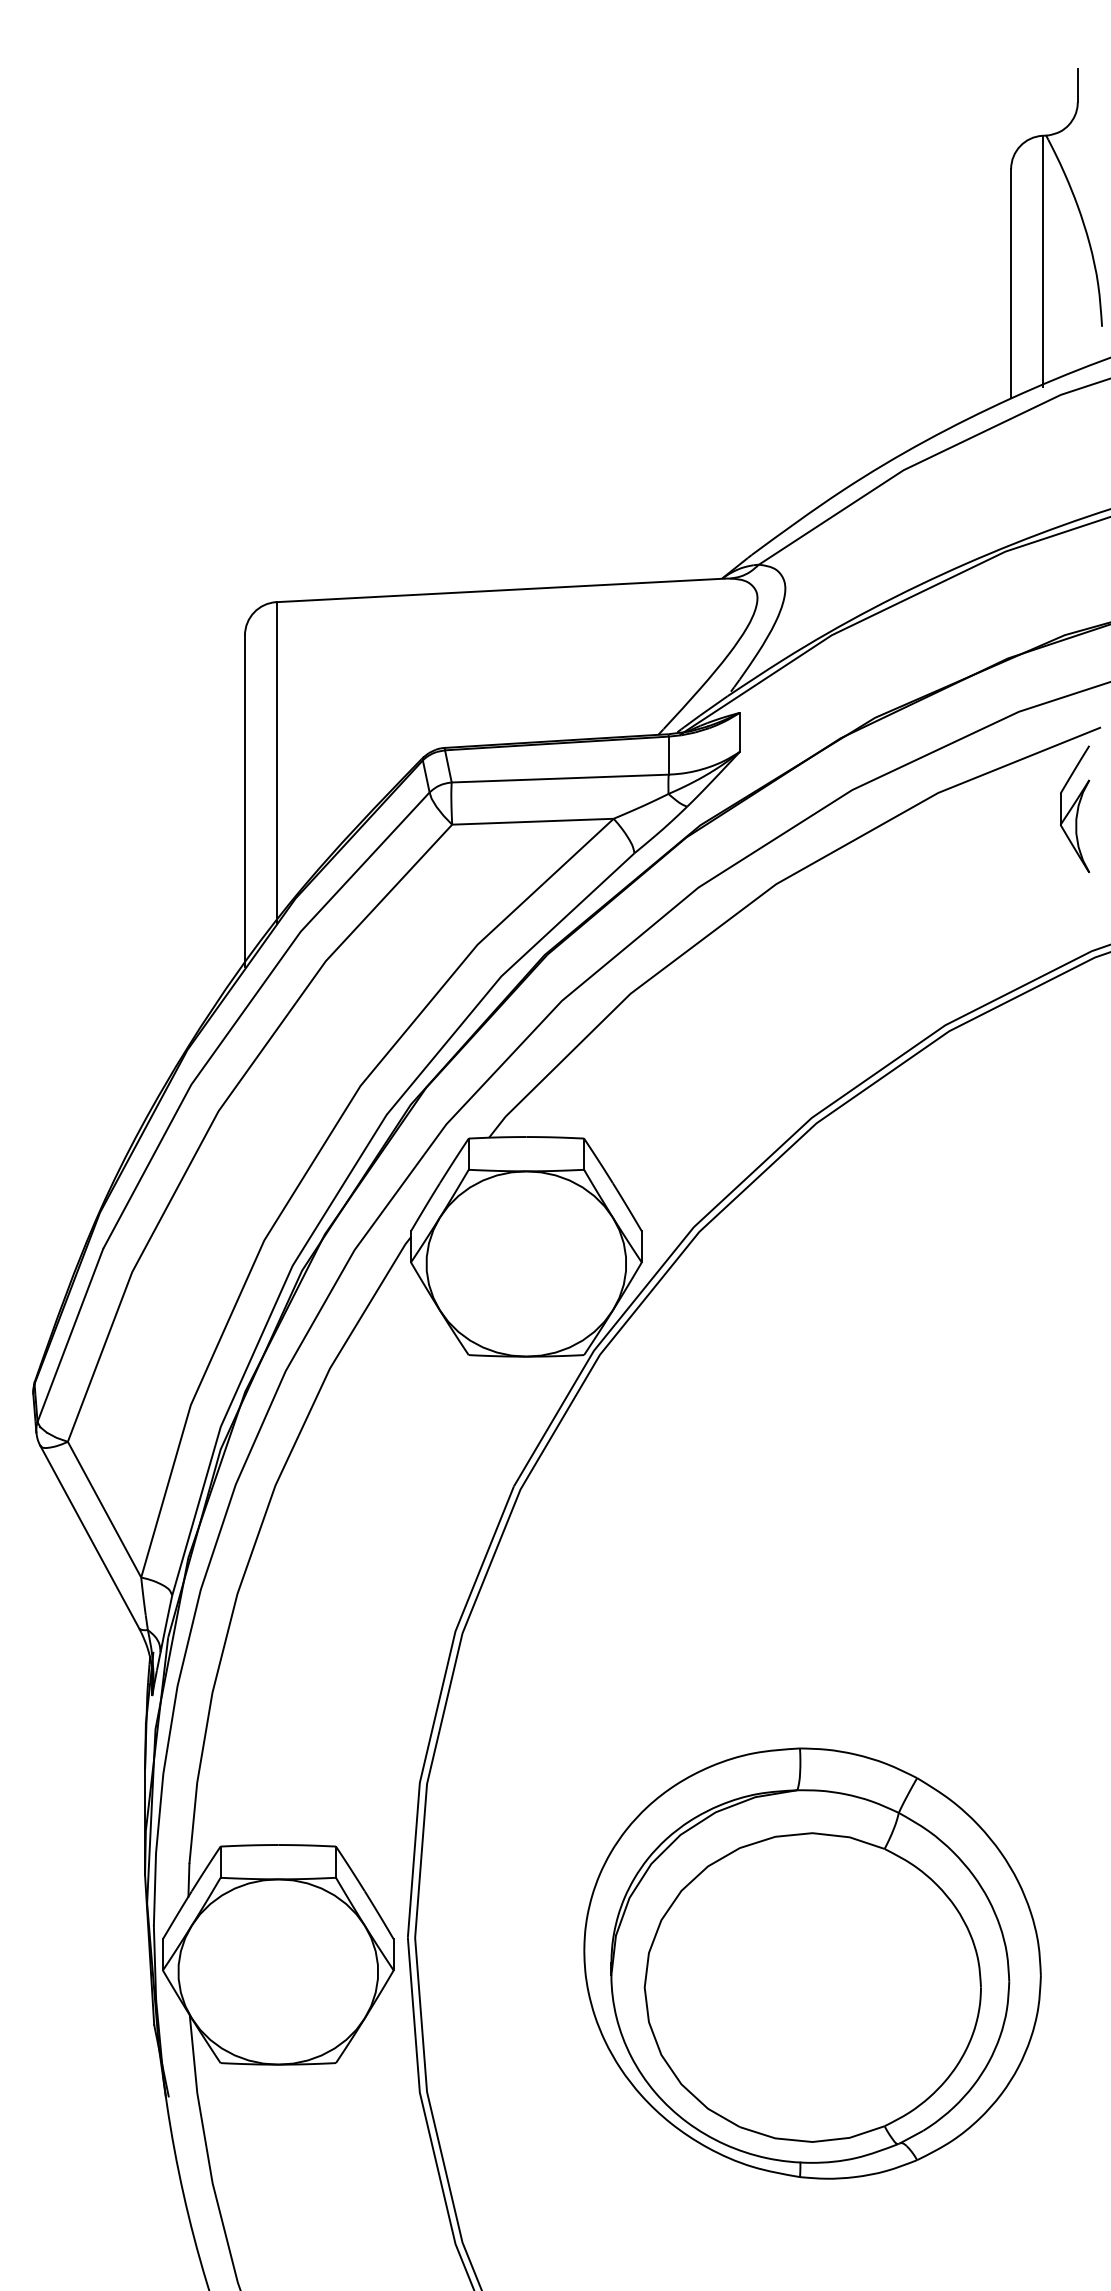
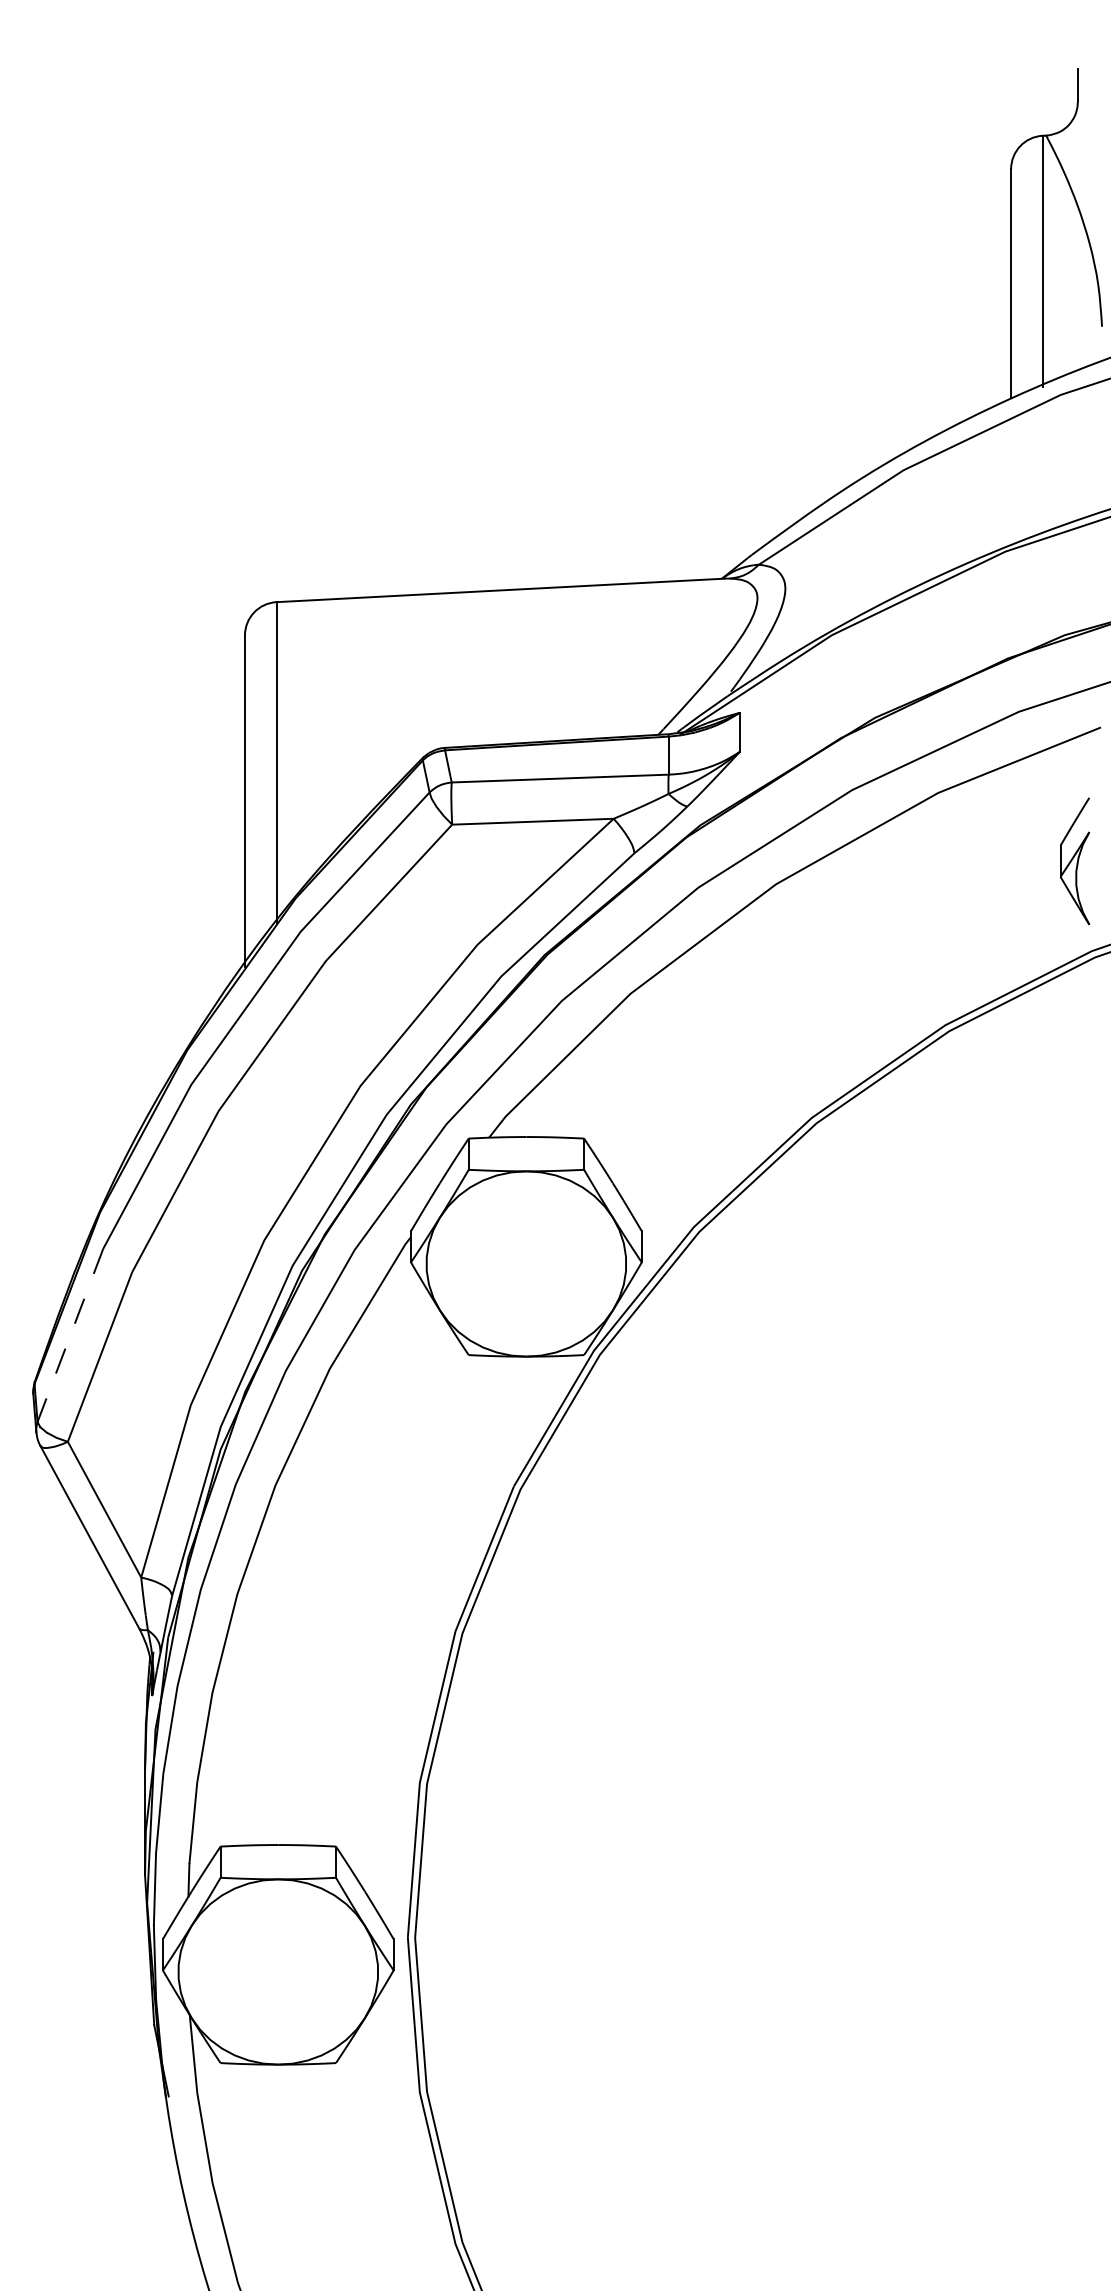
part position: (1075, 809) -> (1075, 861) (1075, 861)
line: solid -> dashed (70, 1335)
part: present -> none (812, 1963)
